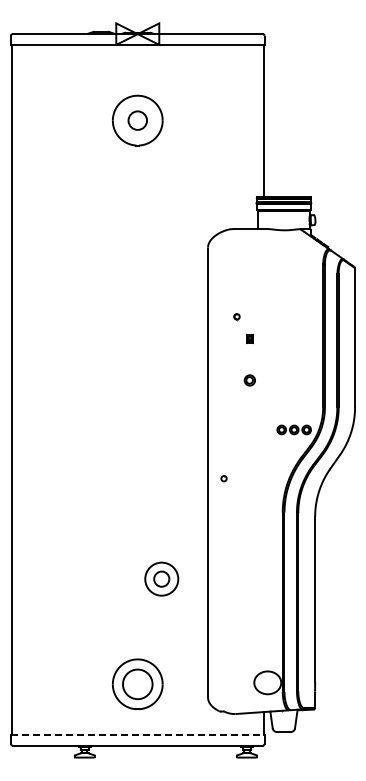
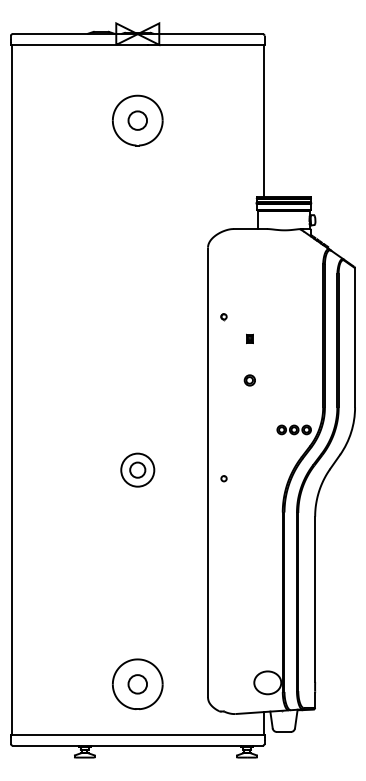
part position: (236, 317) -> (223, 317) (223, 317)
part position: (161, 578) -> (137, 469) (137, 469)
circle diameter: 30 px -> 19 px (137, 684)
line: dashed -> solid (137, 734)
